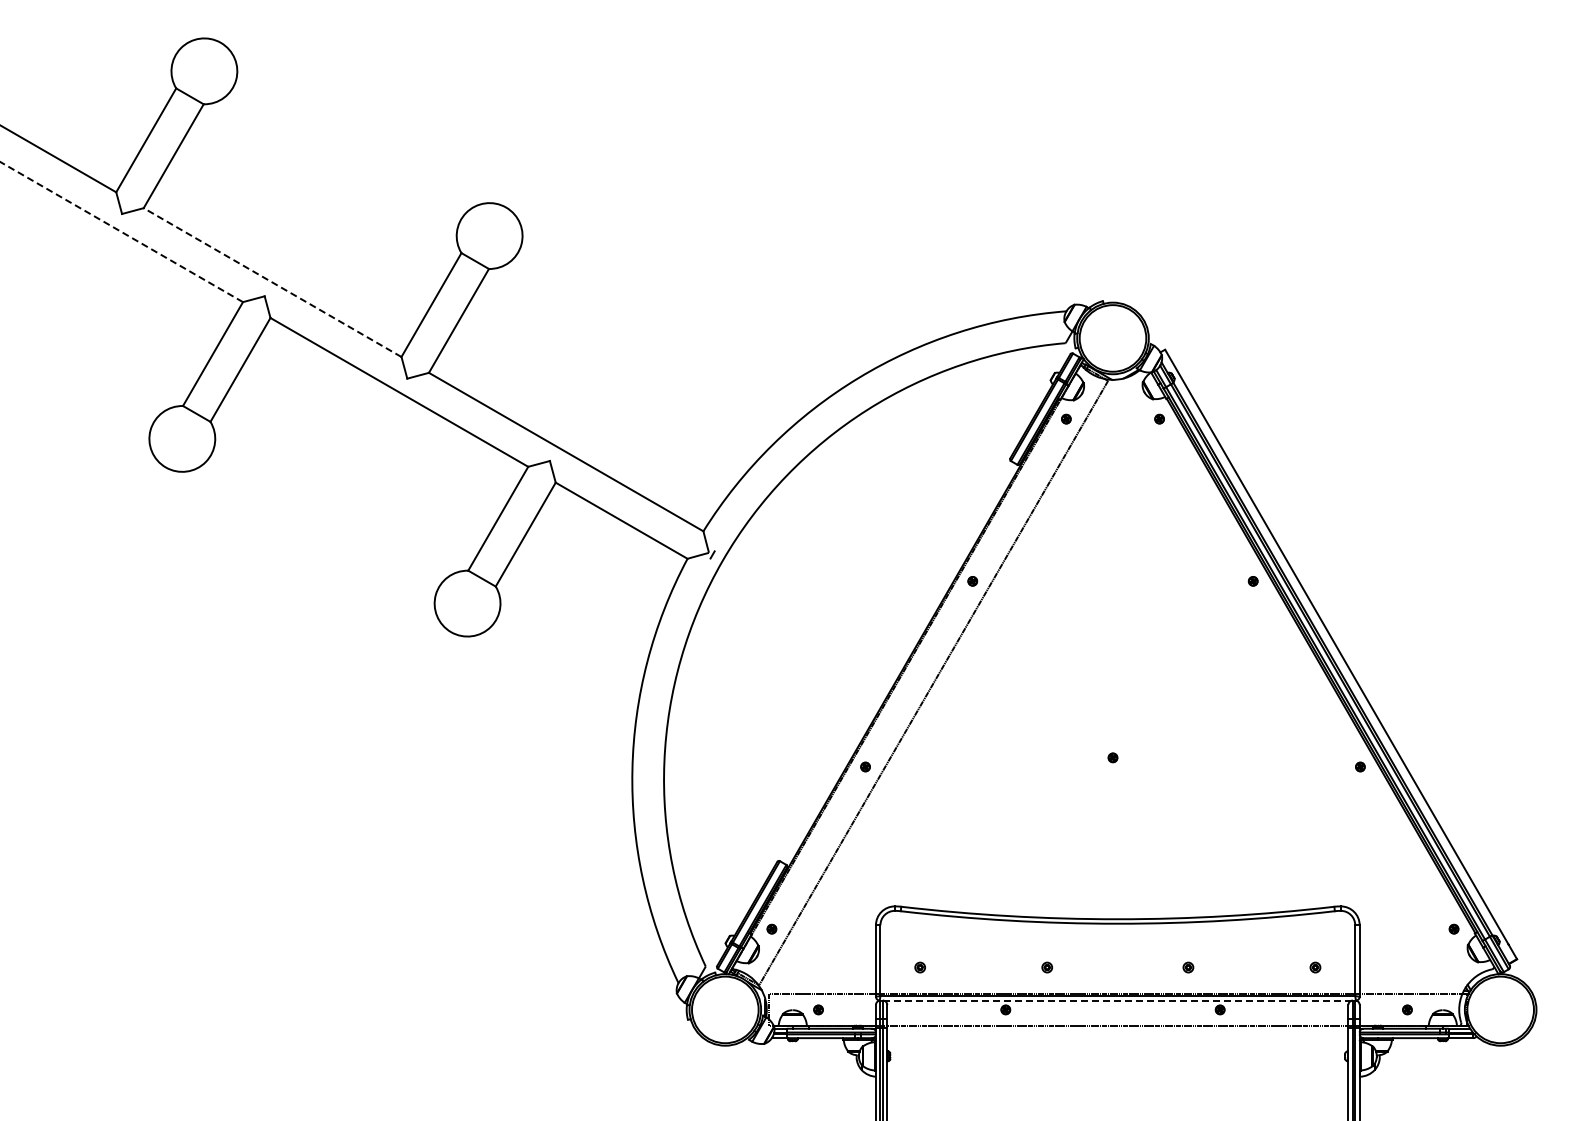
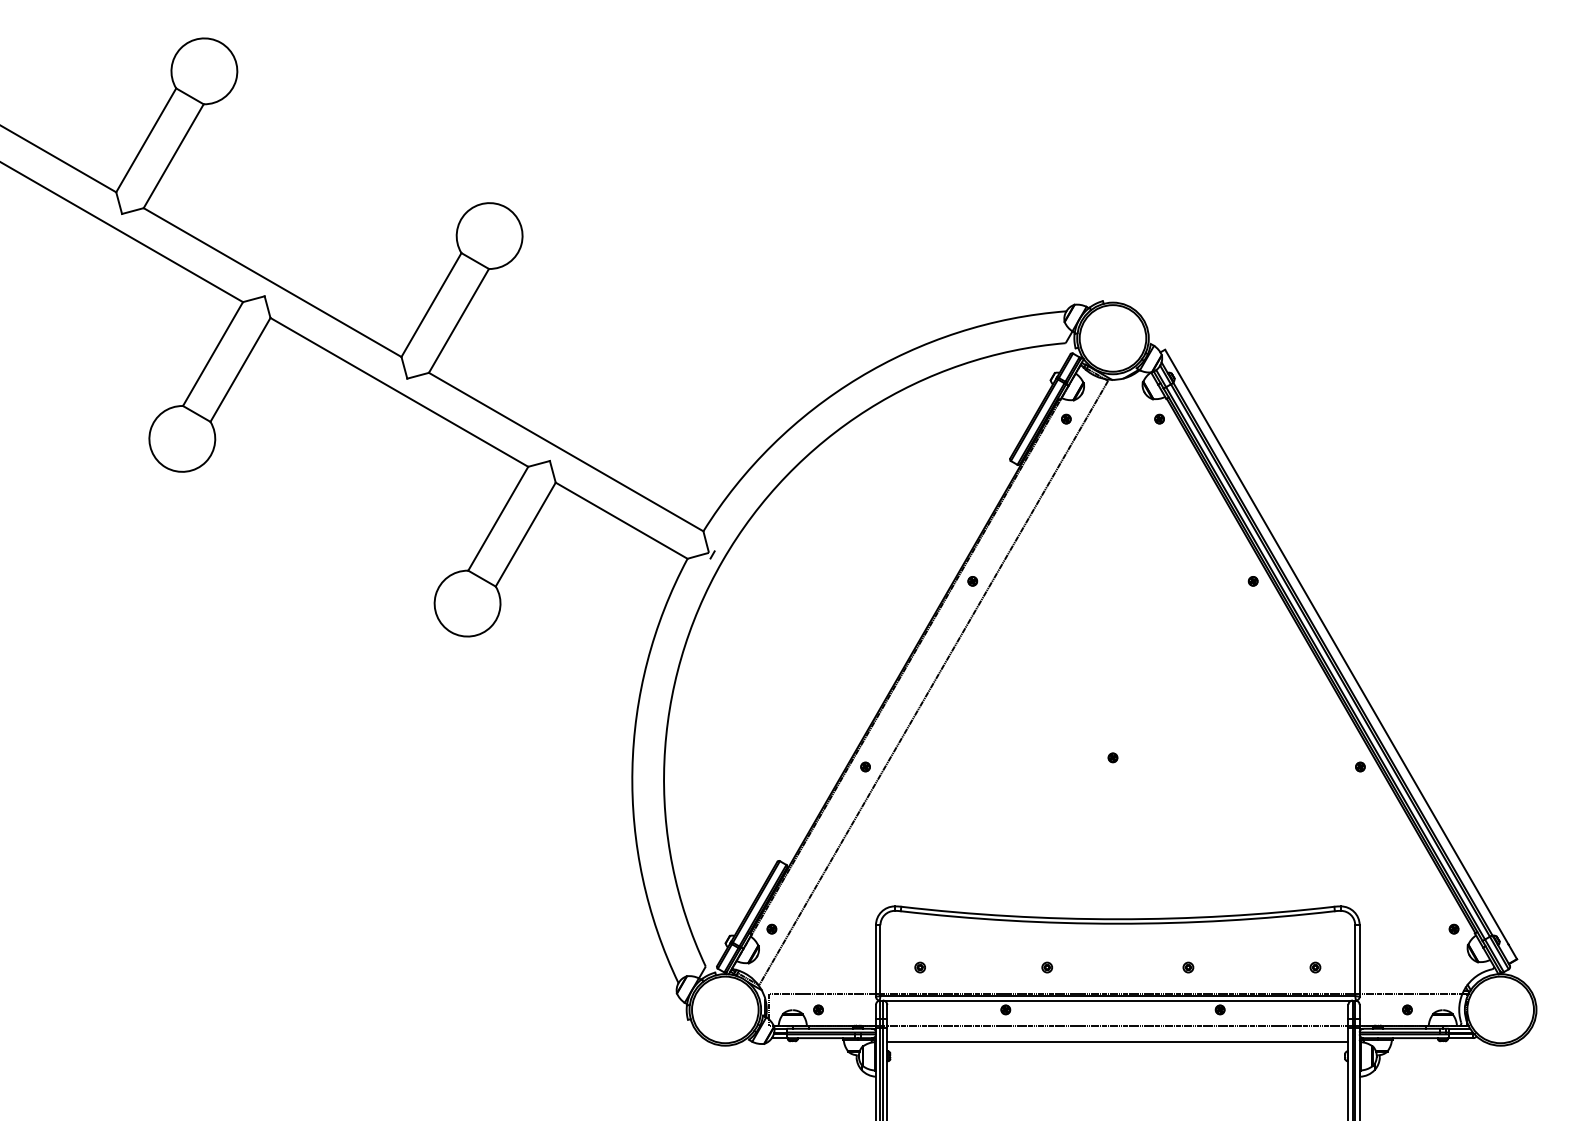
line: dashed -> solid (121, 232)
line: dashed -> solid (272, 282)
line: dashed -> solid (1118, 1000)
line: none -> present (1117, 1042)
